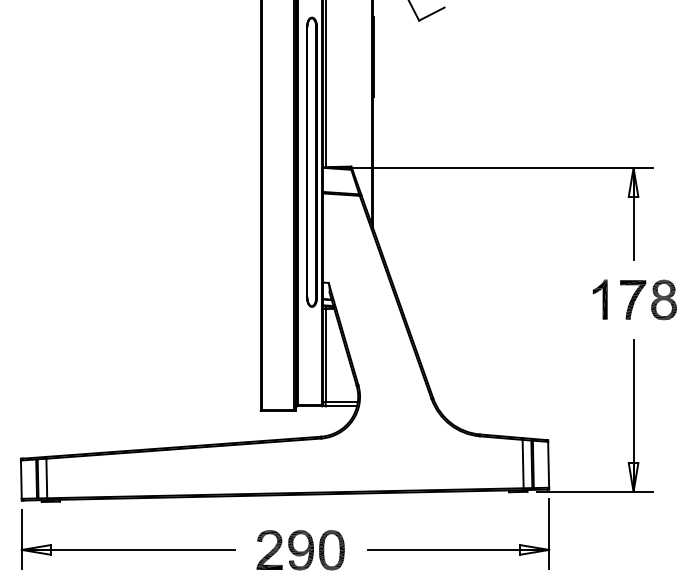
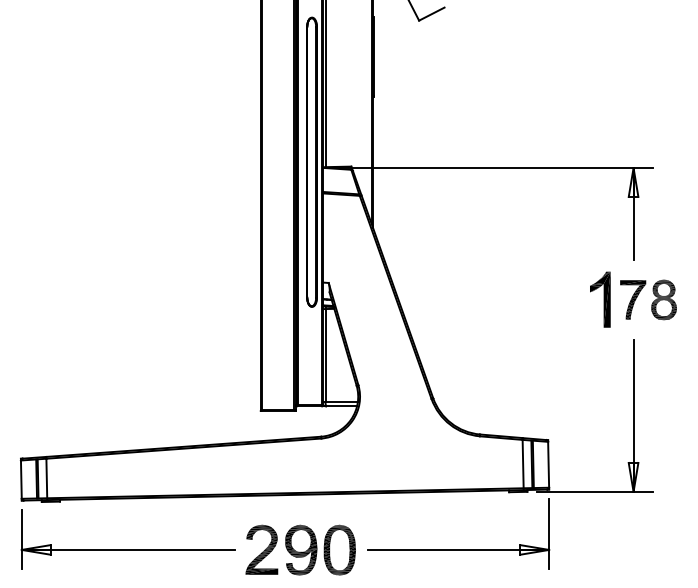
part size: 16x41 px -> 21x57 px (600, 299)
part size: 89x41 px -> 111x52 px (300, 549)
